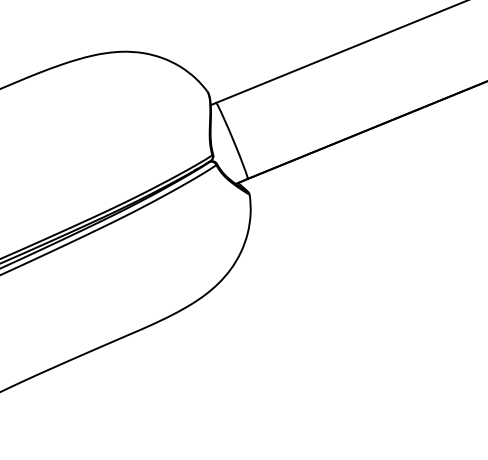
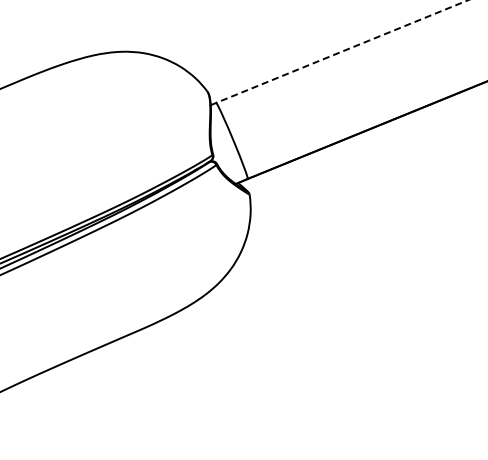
line: solid -> dashed (342, 51)
